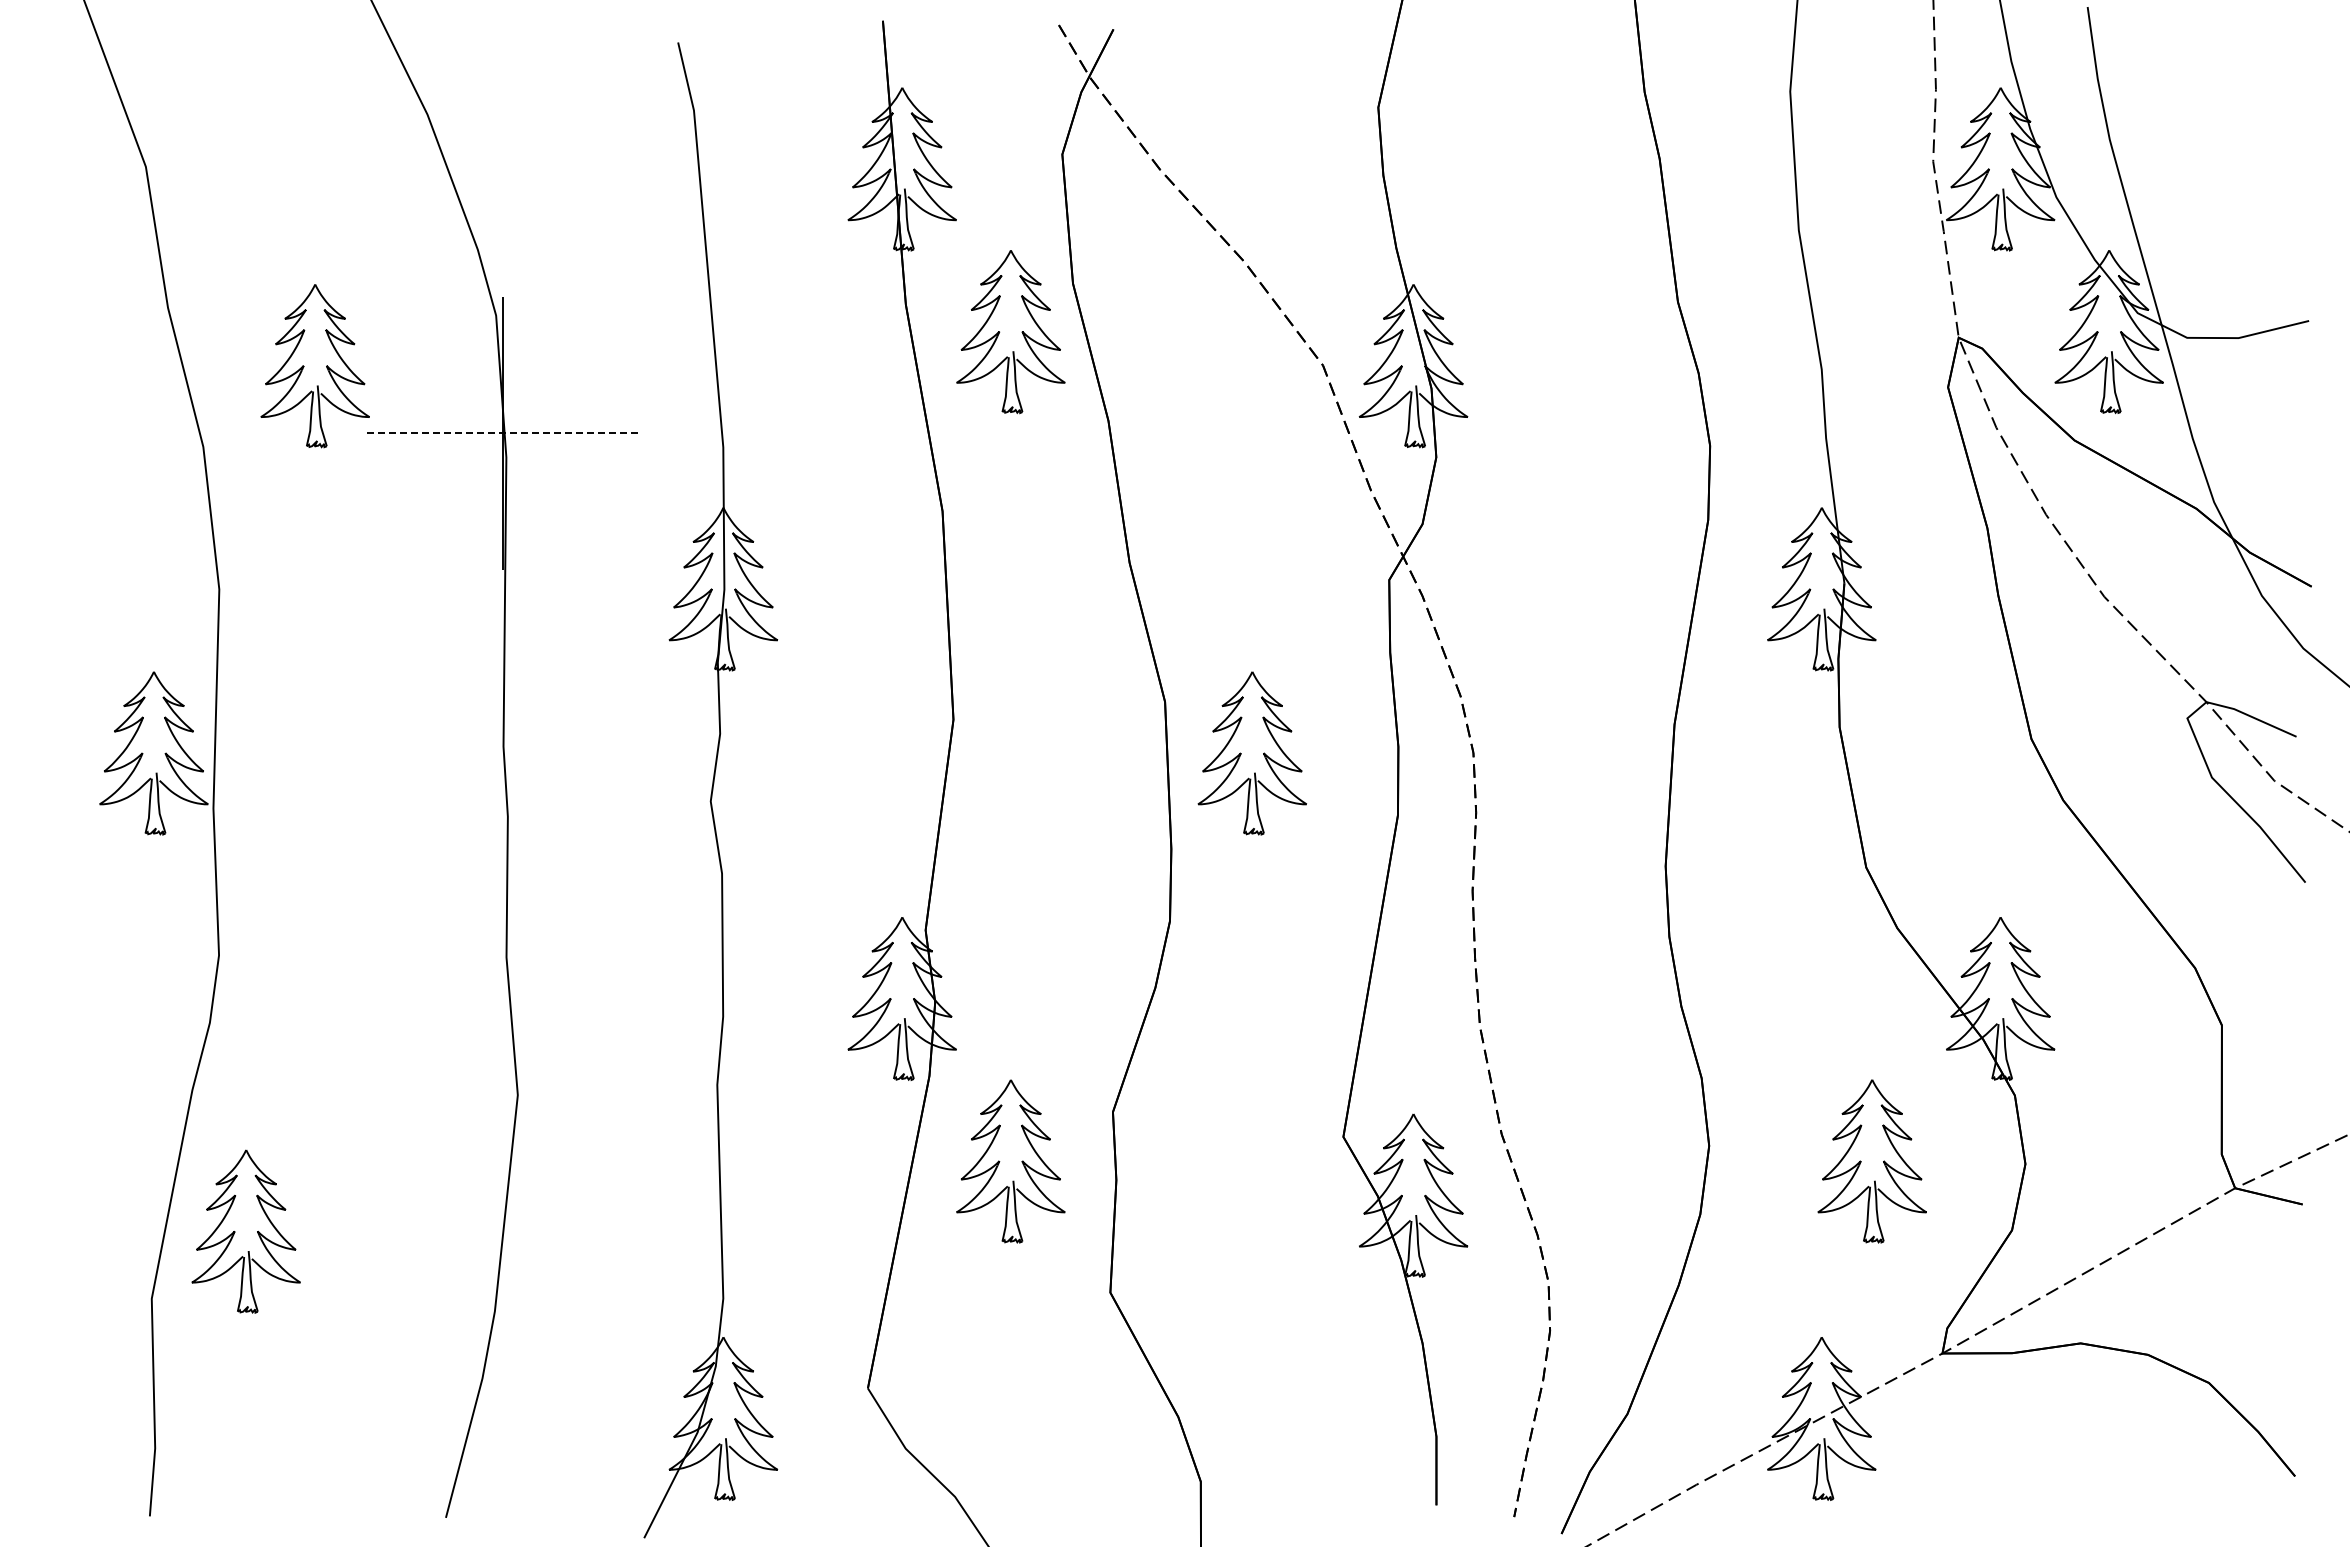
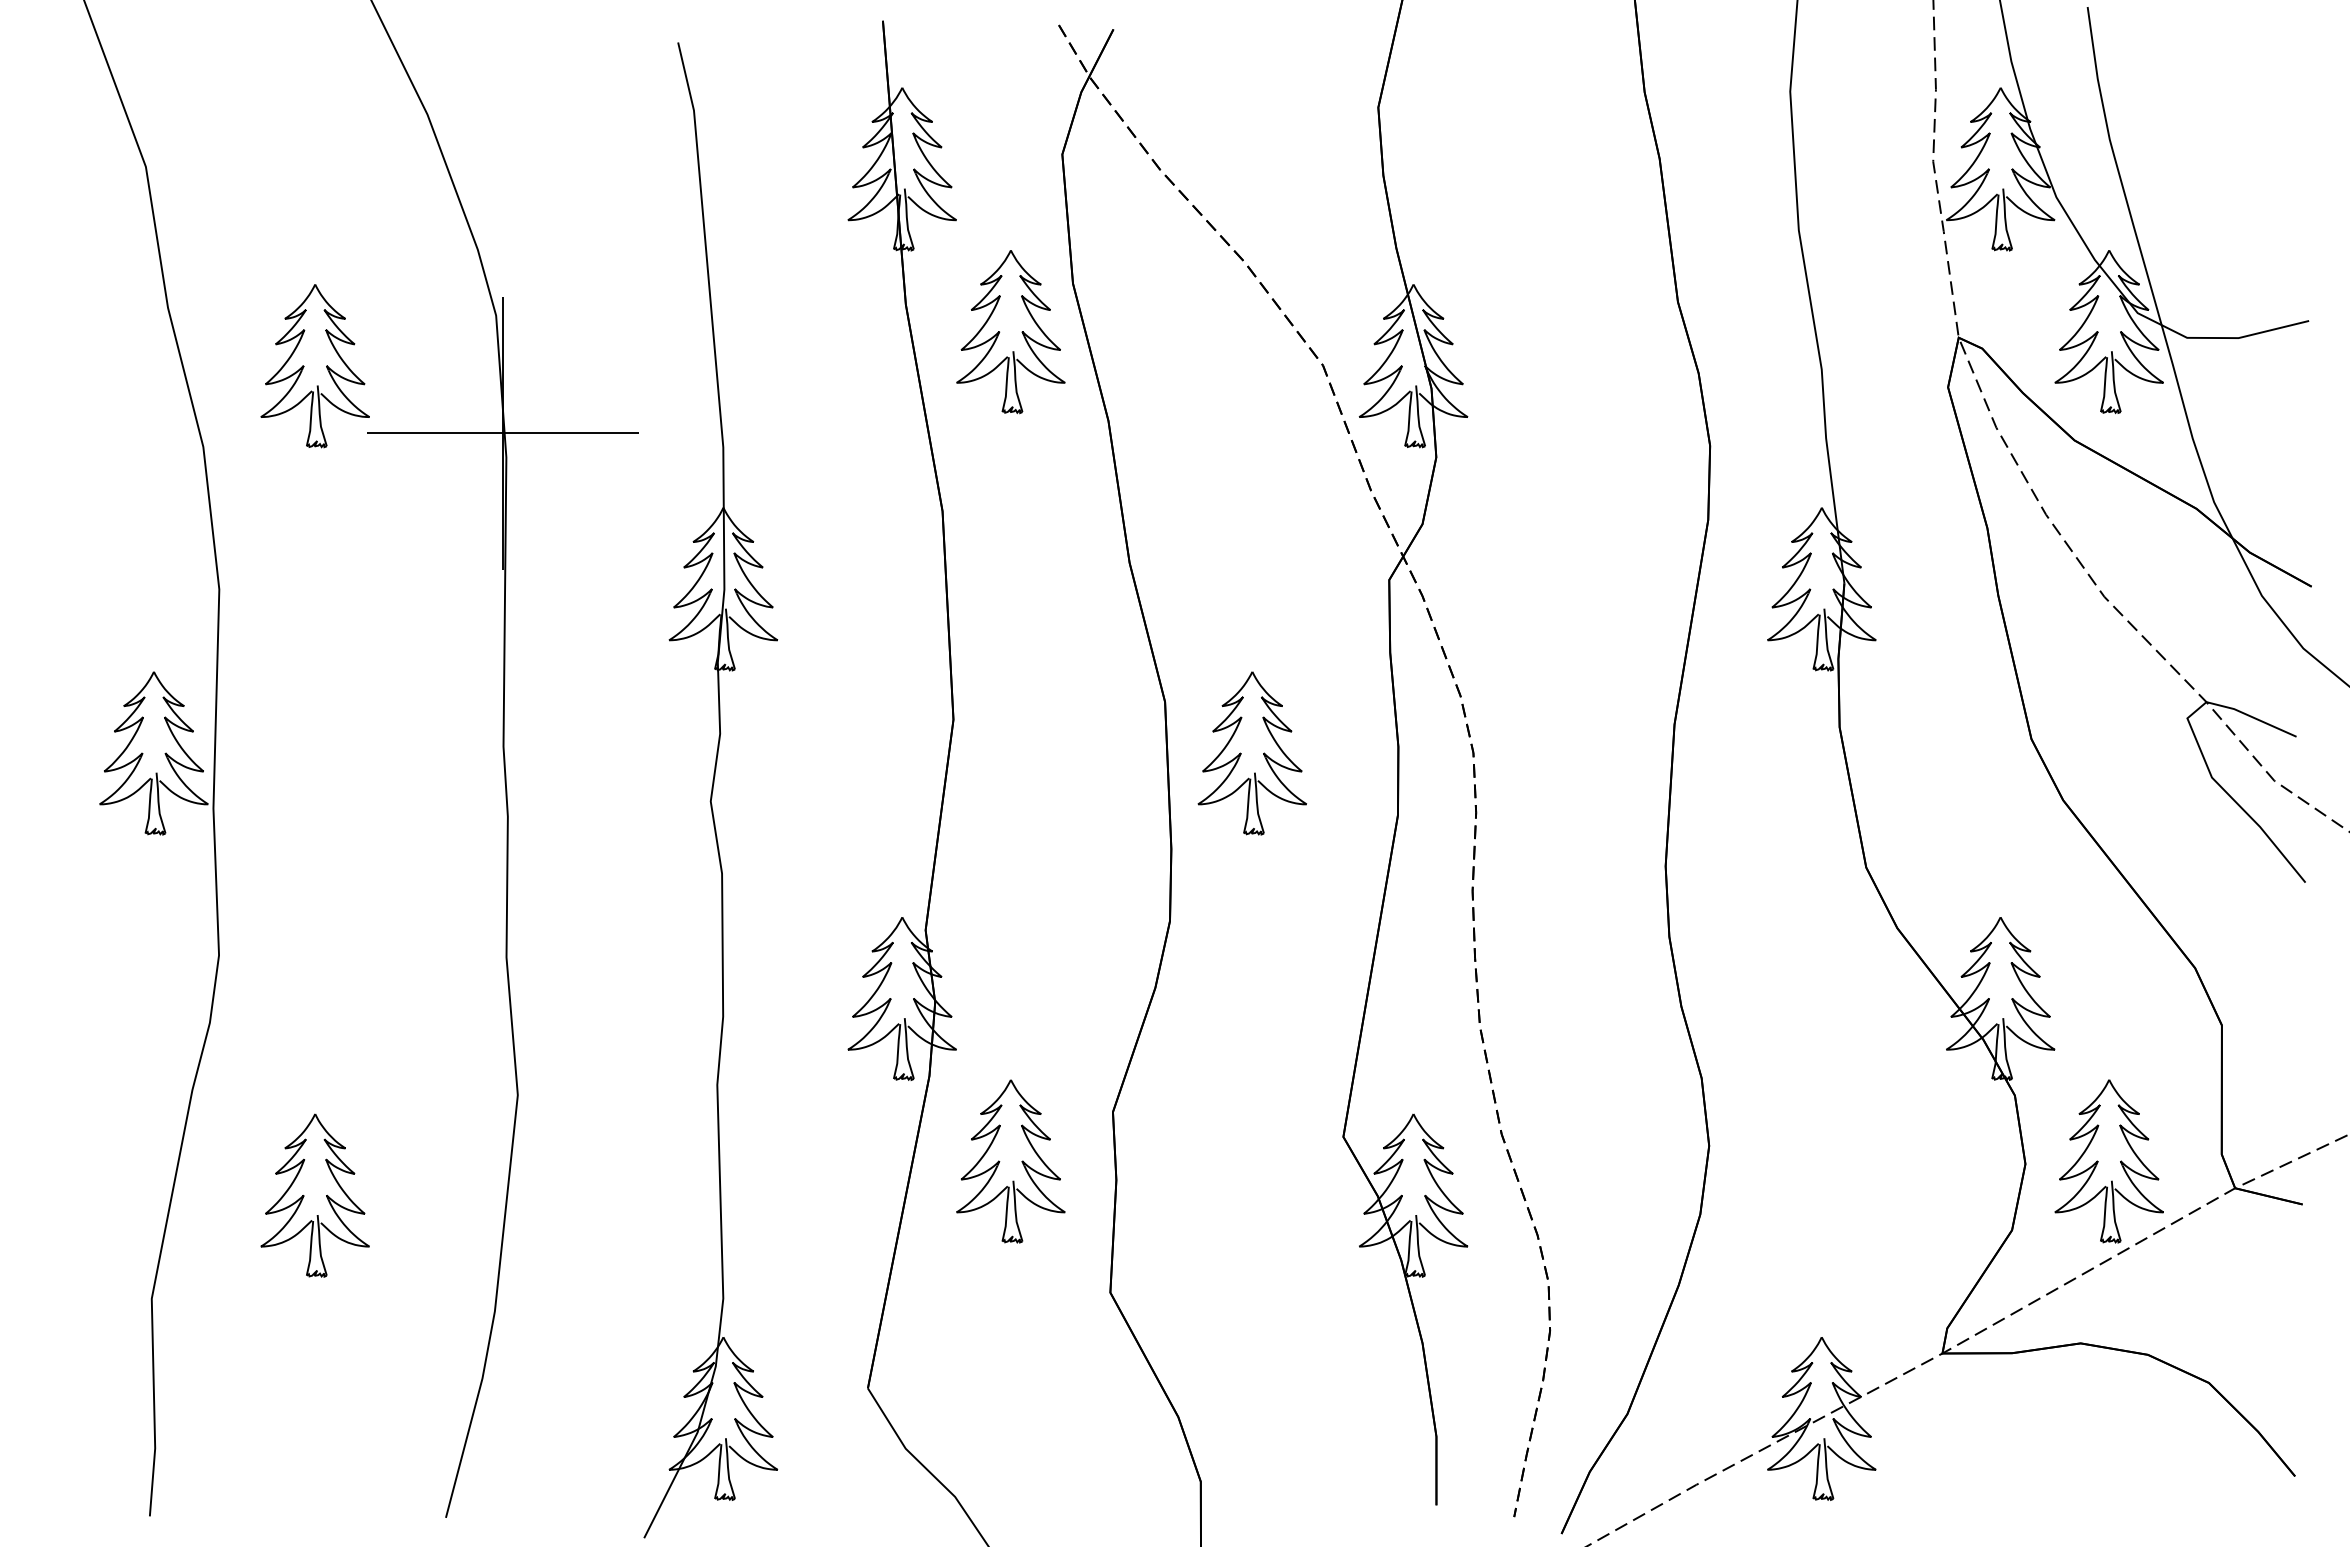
line: dashed -> solid (503, 433)
part position: (1871, 1161) -> (2108, 1161) (2108, 1161)
part position: (245, 1231) -> (314, 1195) (314, 1195)
